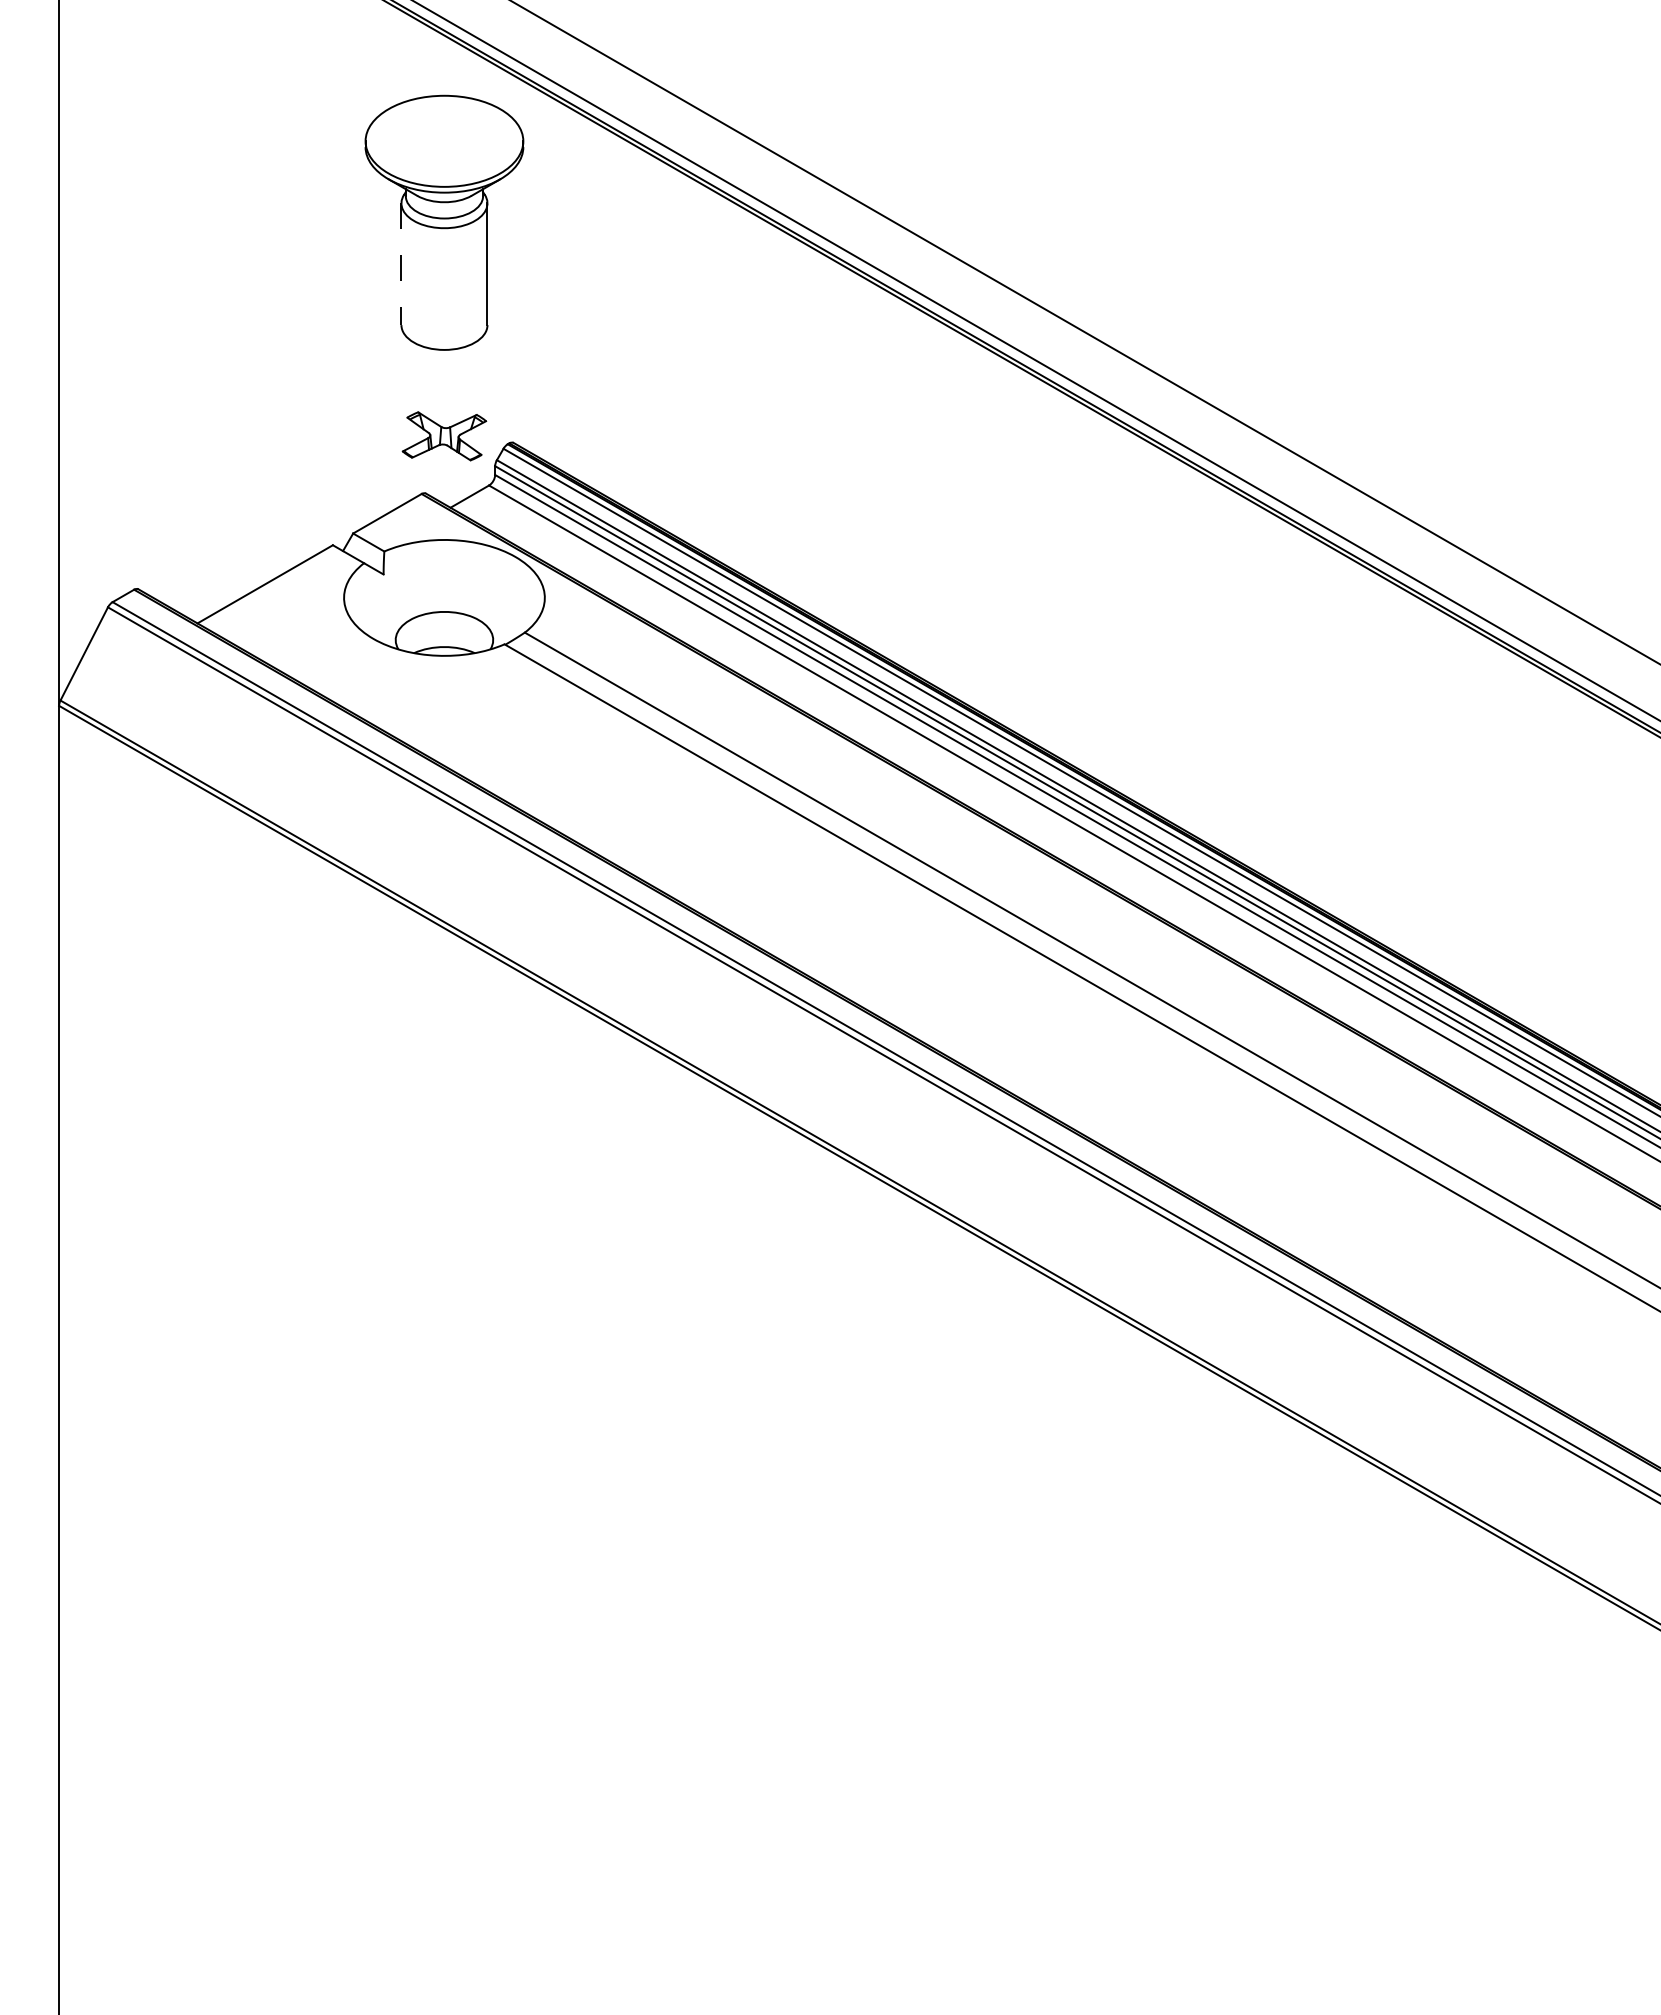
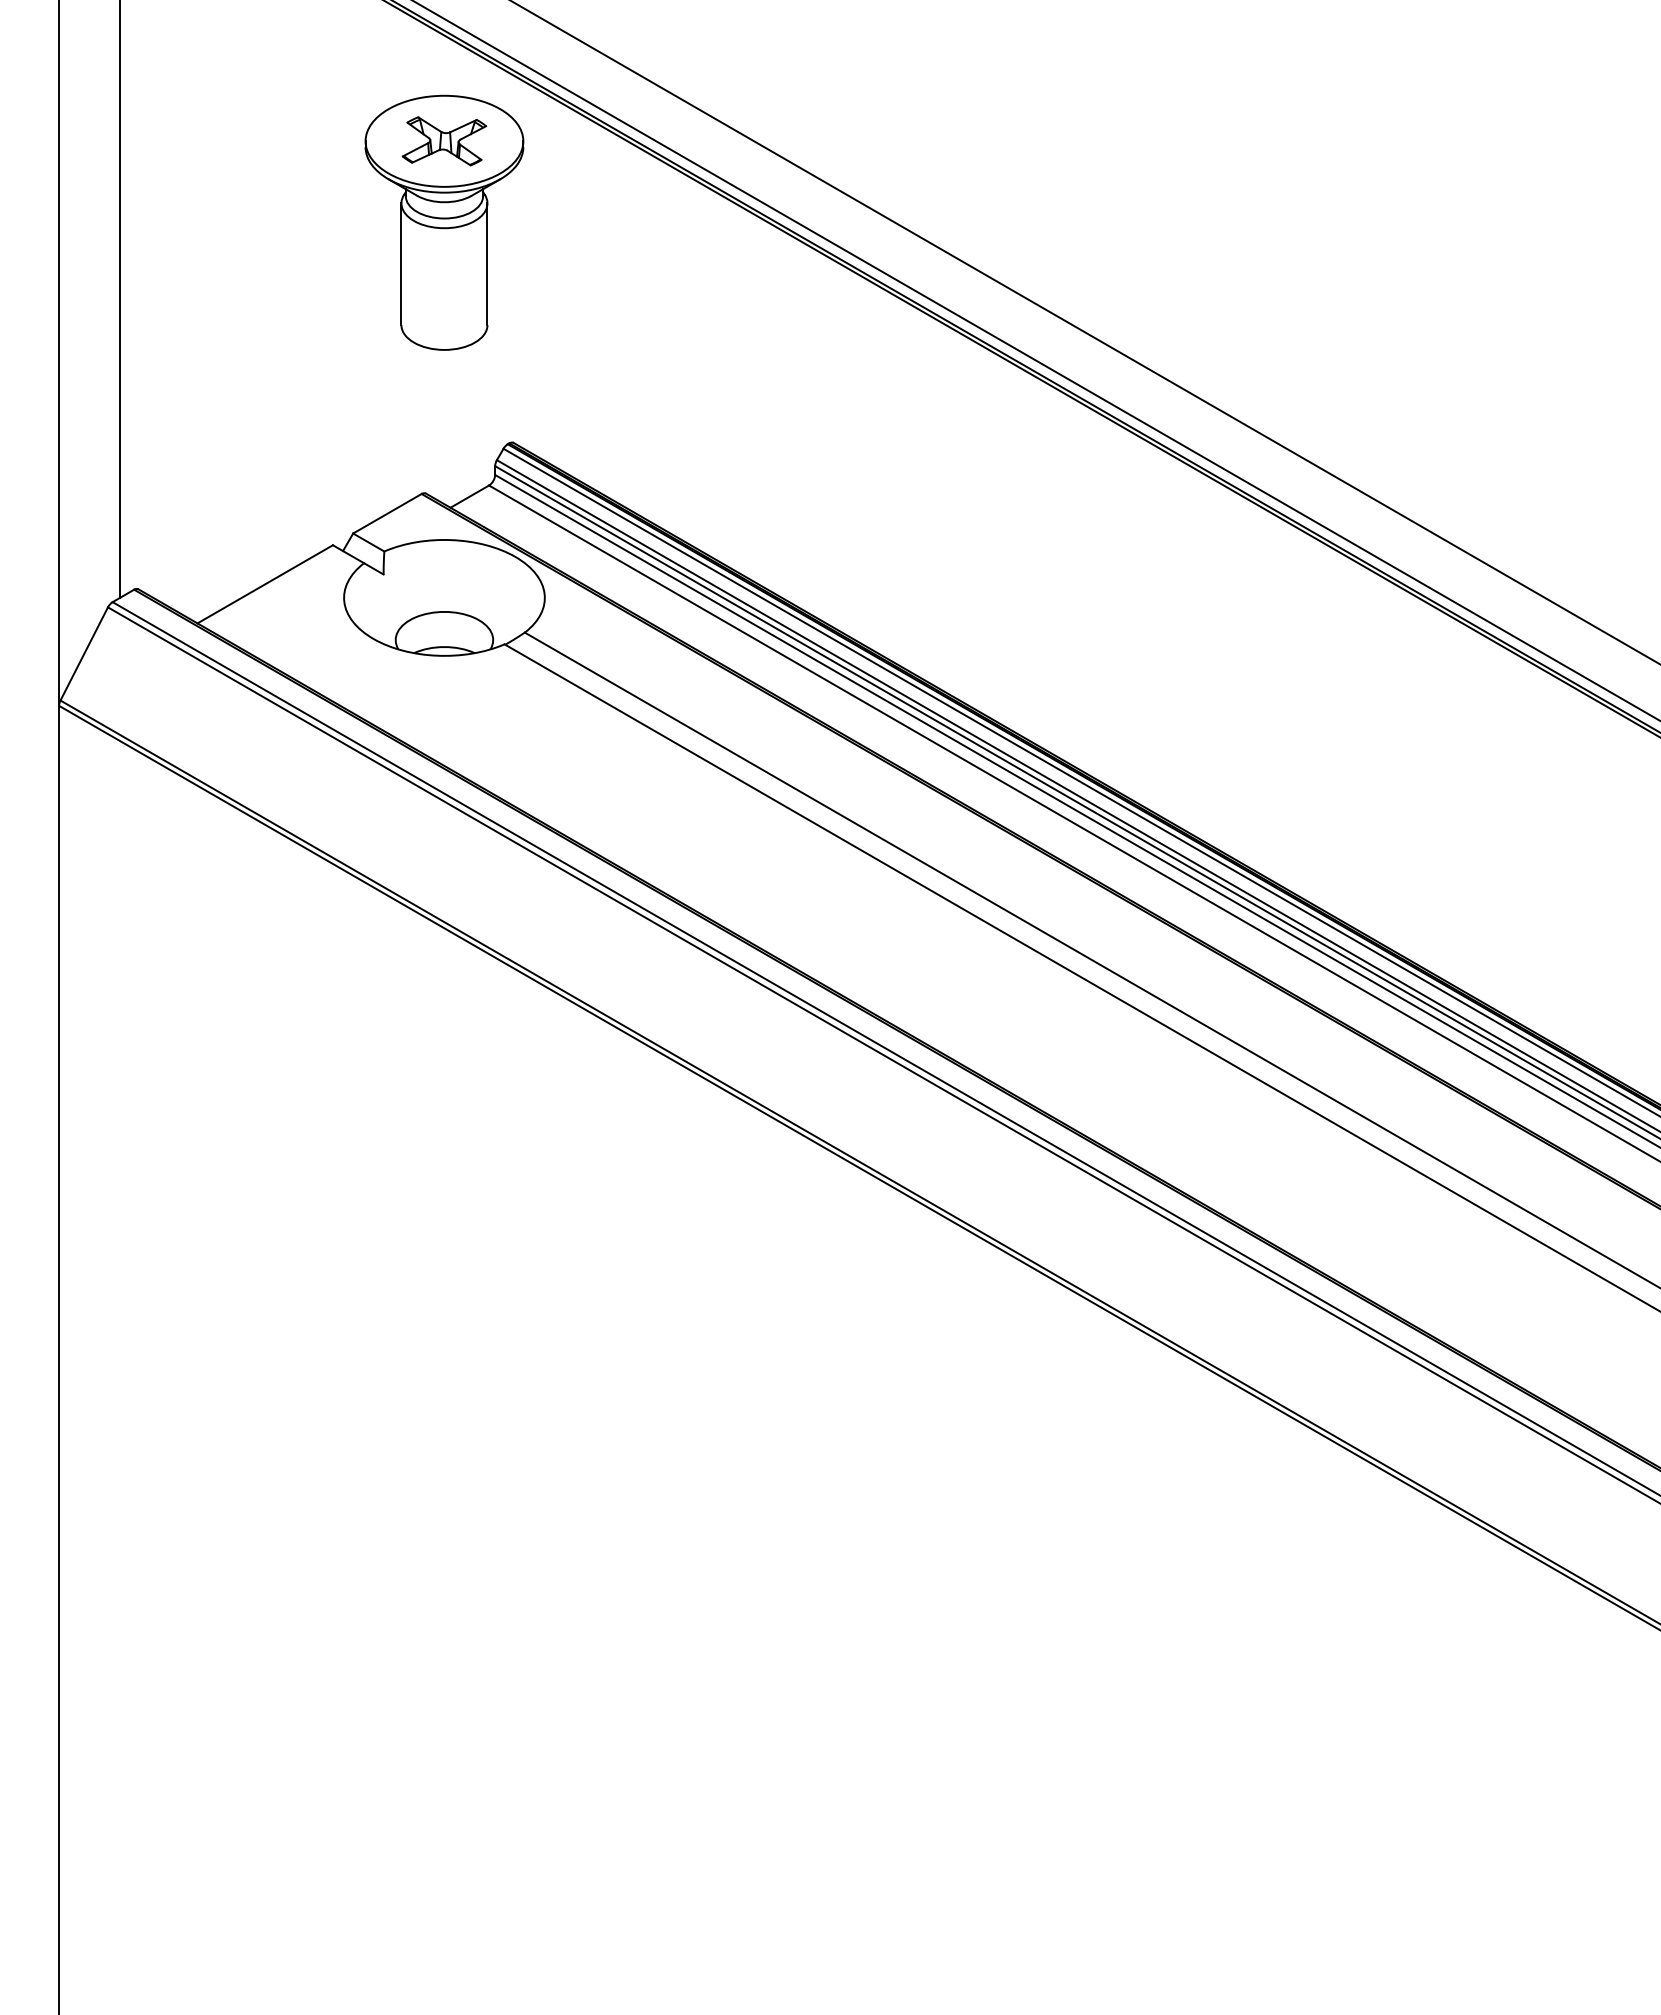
line: dashed -> solid (401, 264)
line: none -> present (119, 299)
part position: (444, 436) -> (444, 141) (444, 141)
